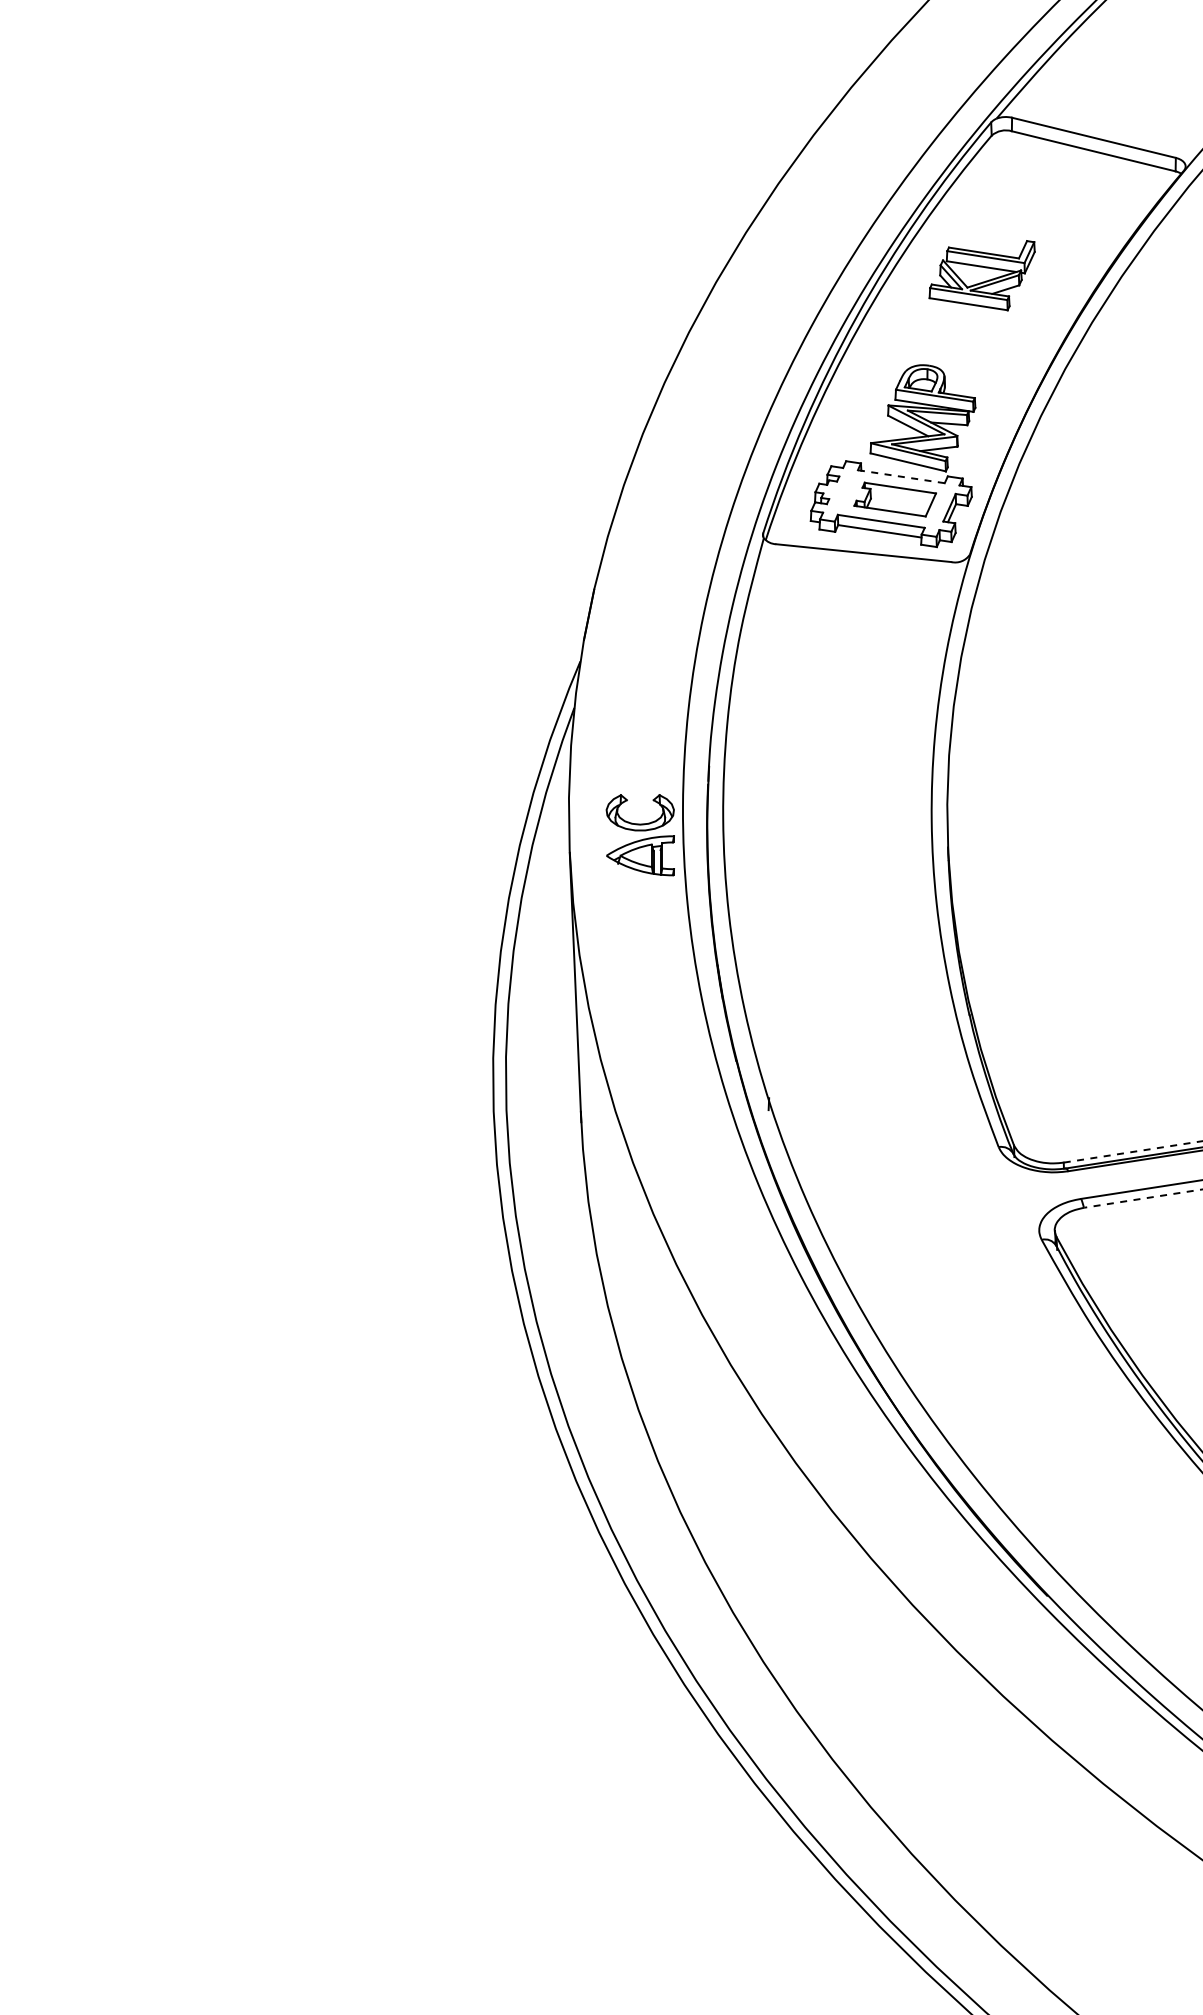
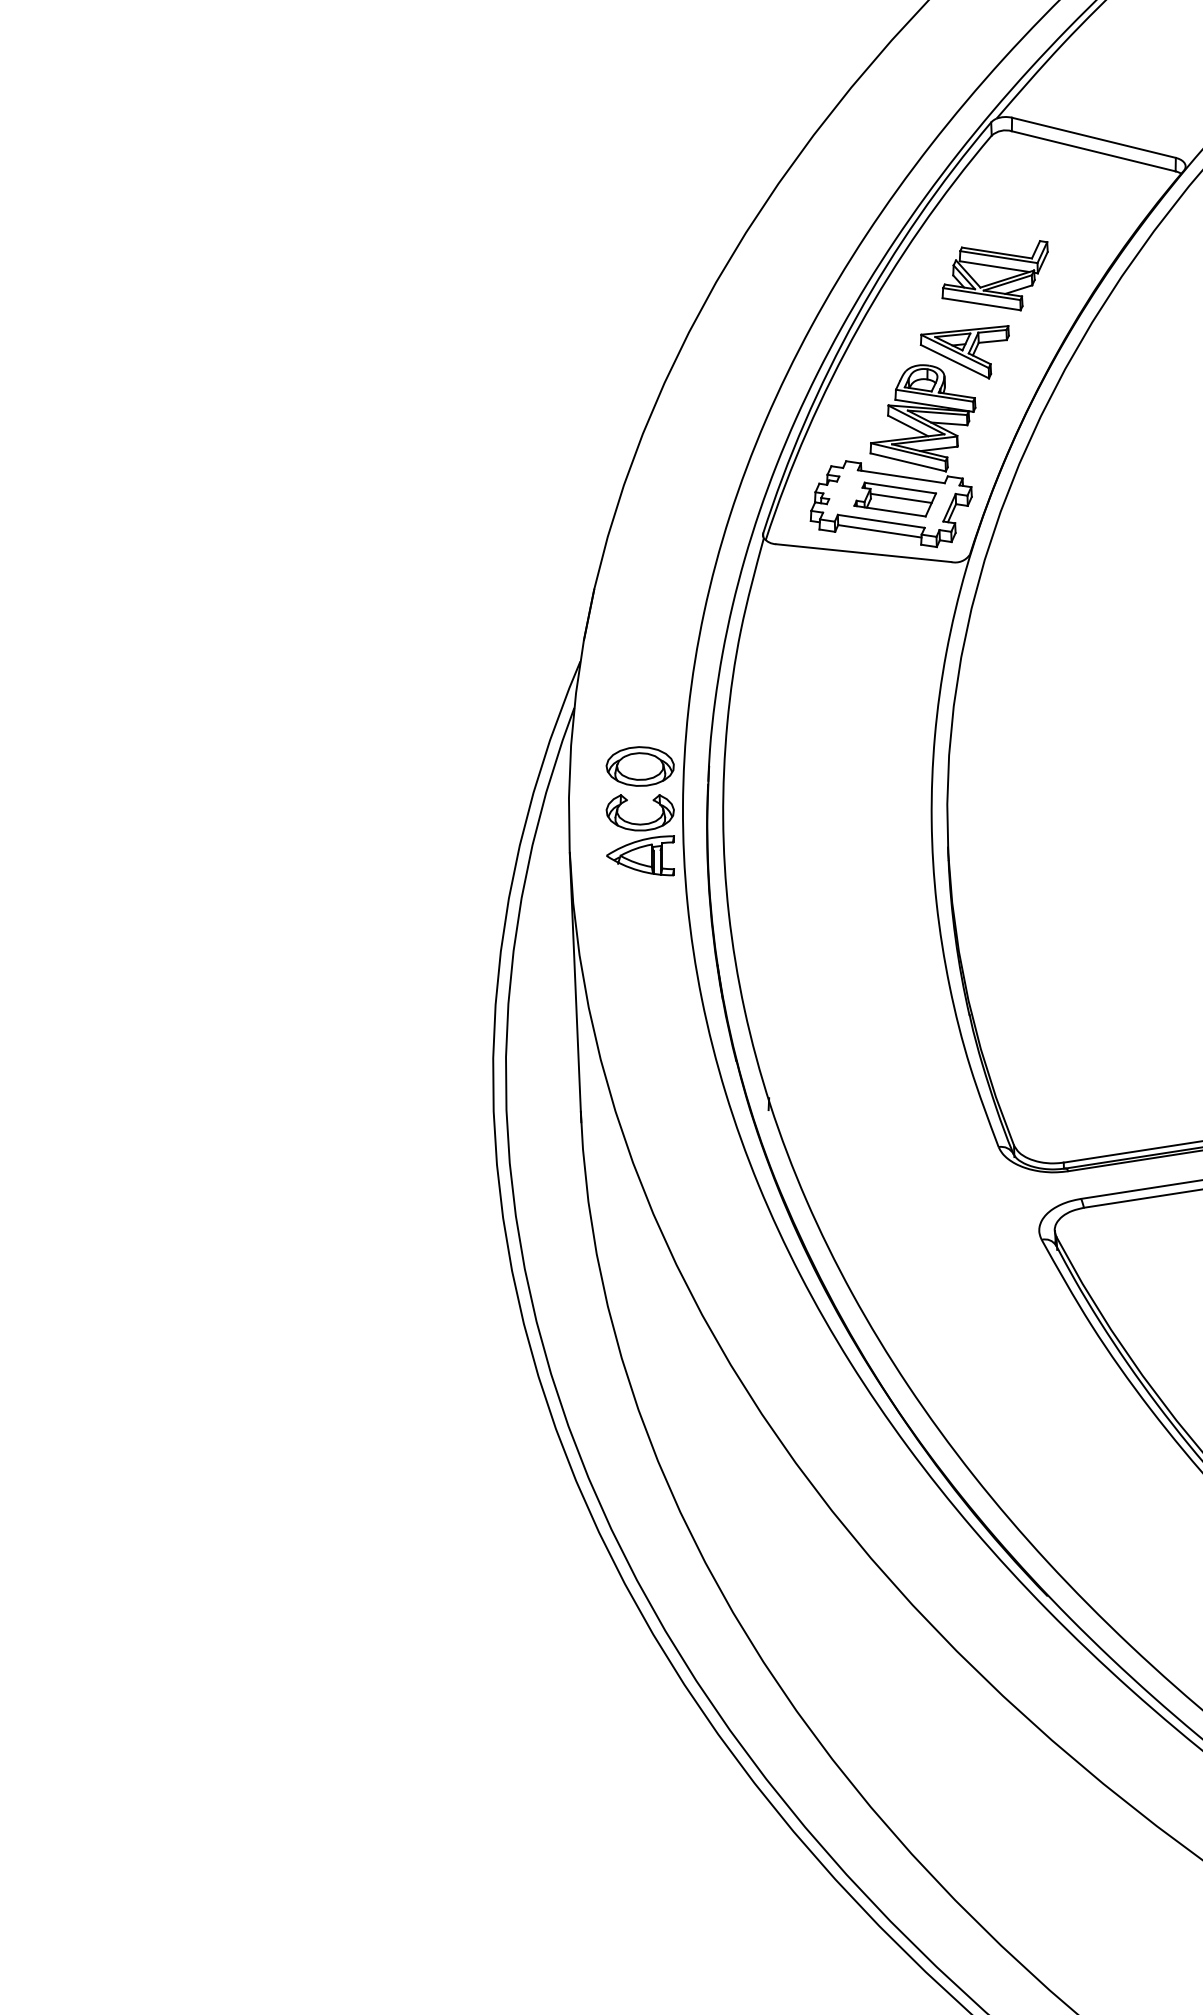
part position: (981, 275) -> (994, 275) (994, 275)
part: none -> present (964, 352)
line: dashed -> solid (901, 476)
line: none -> present (900, 497)
part: none -> present (639, 766)
line: dashed -> solid (1132, 1151)
line: dashed -> solid (1142, 1198)
